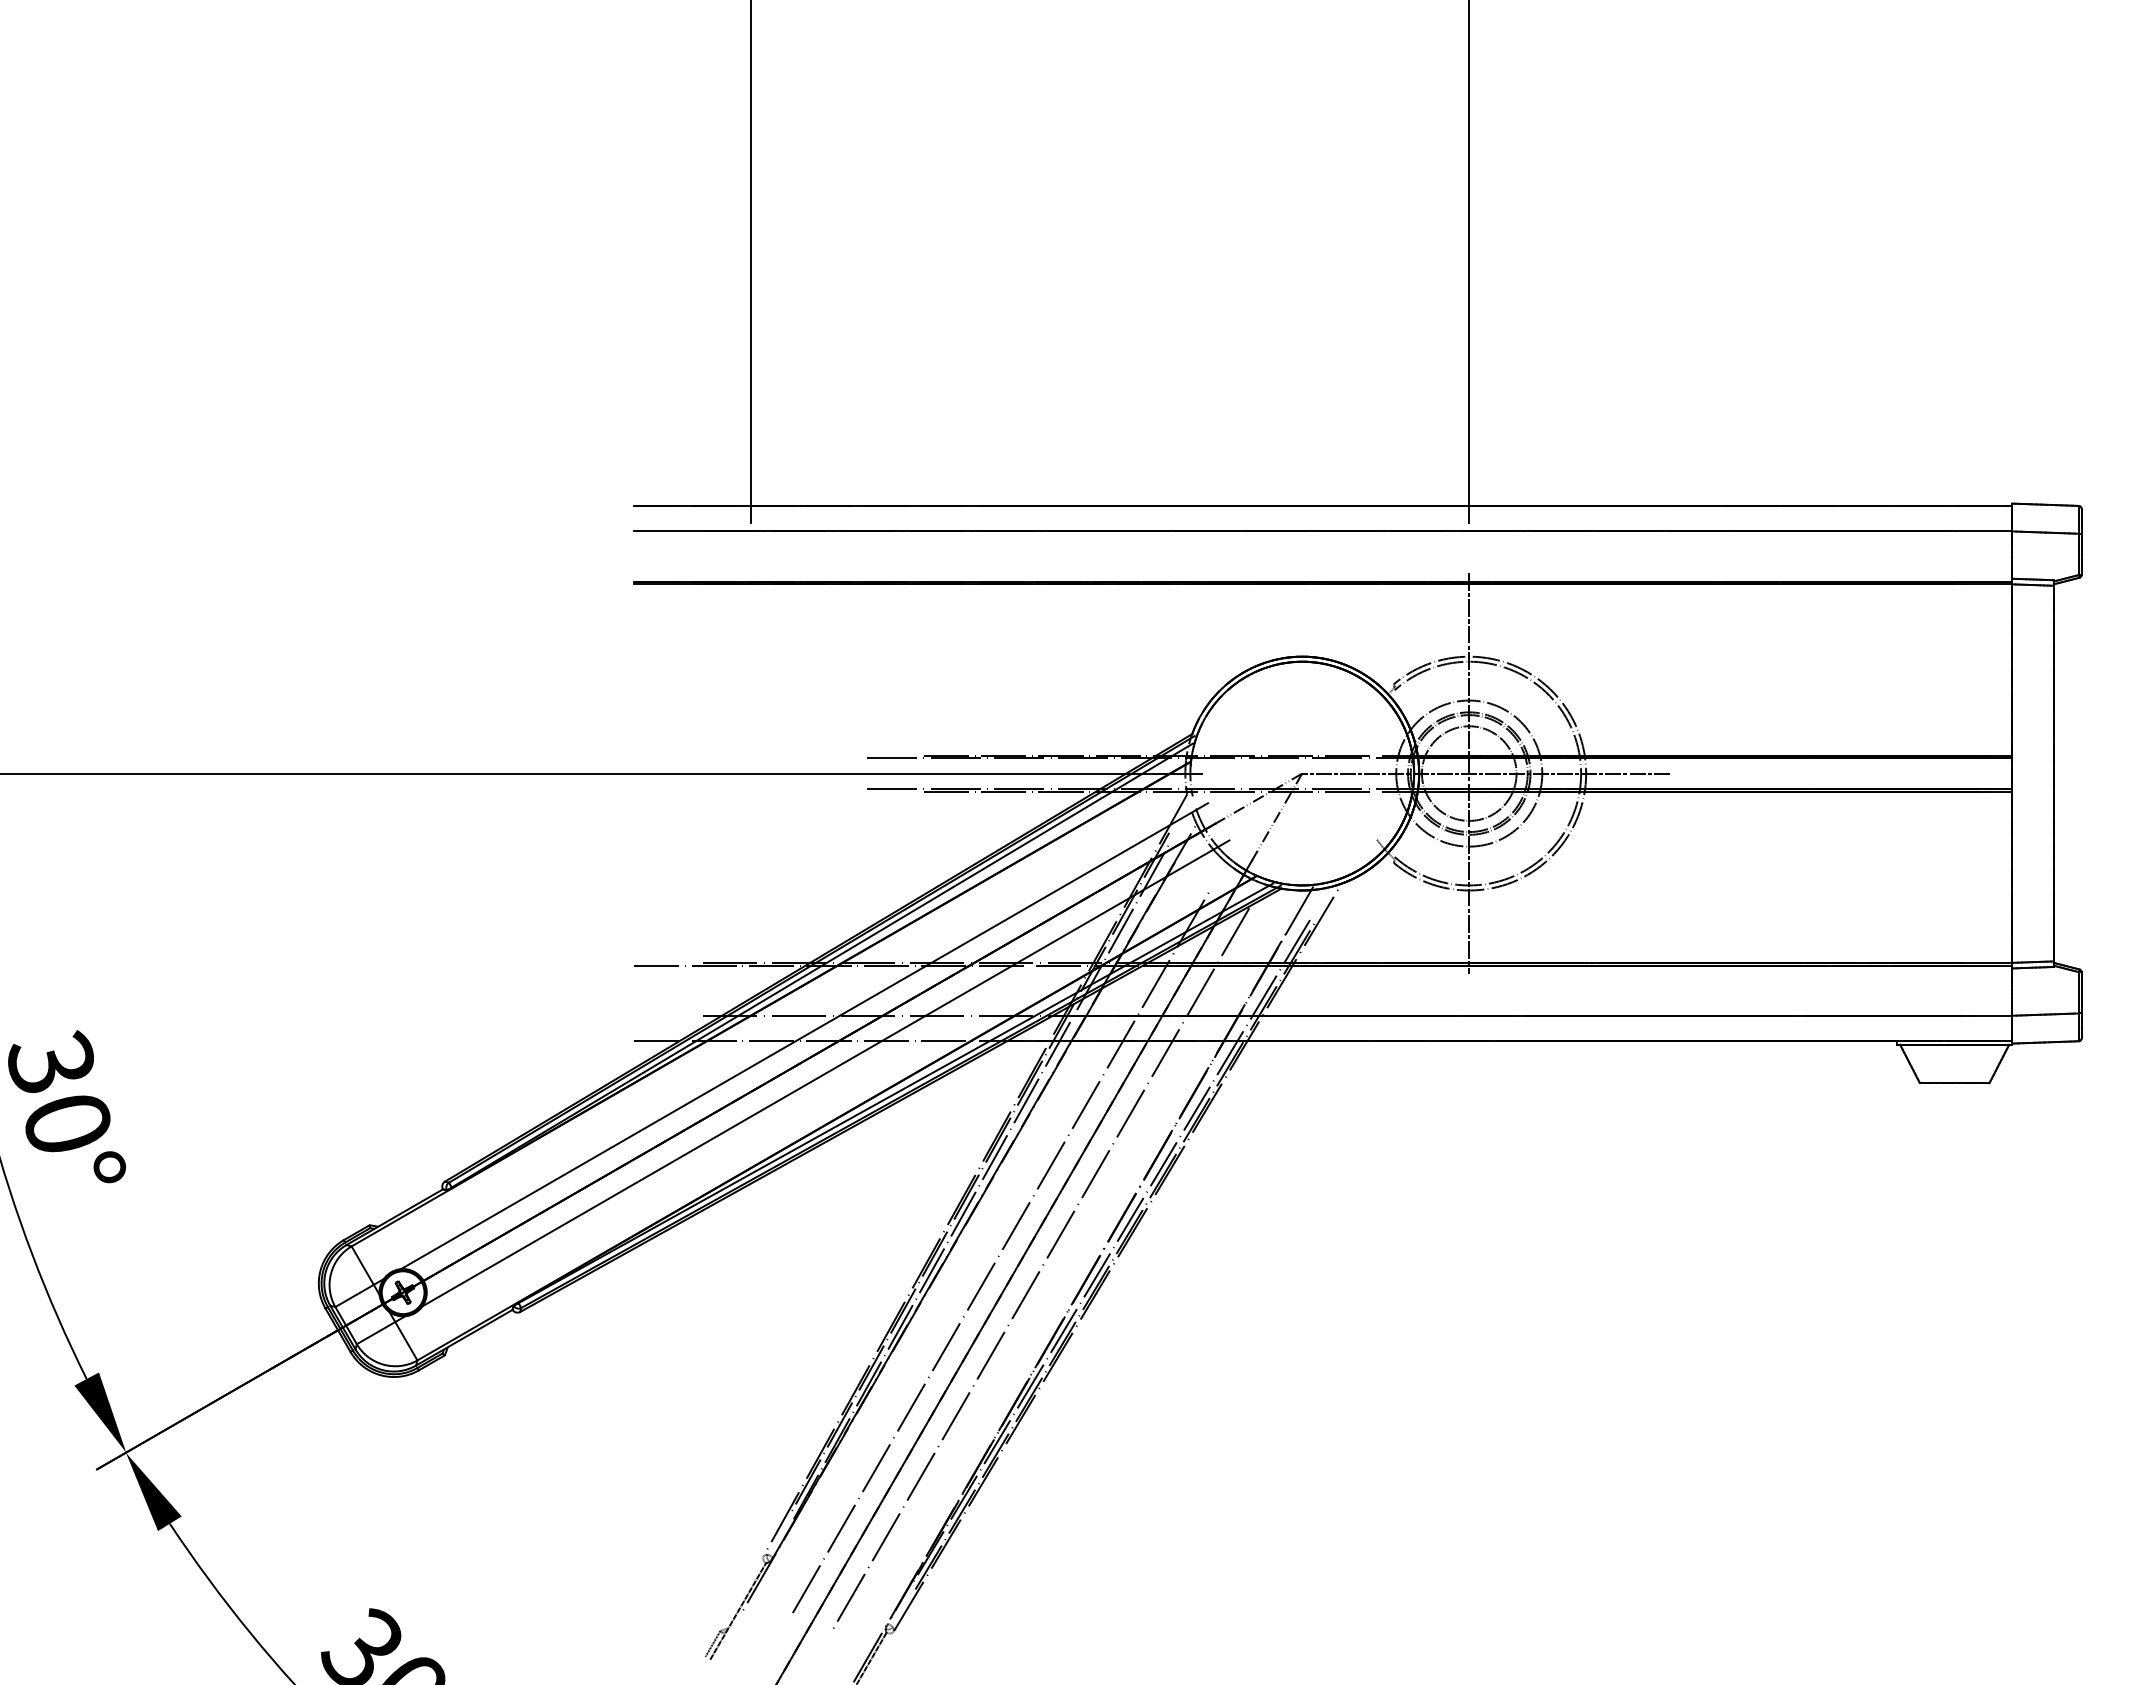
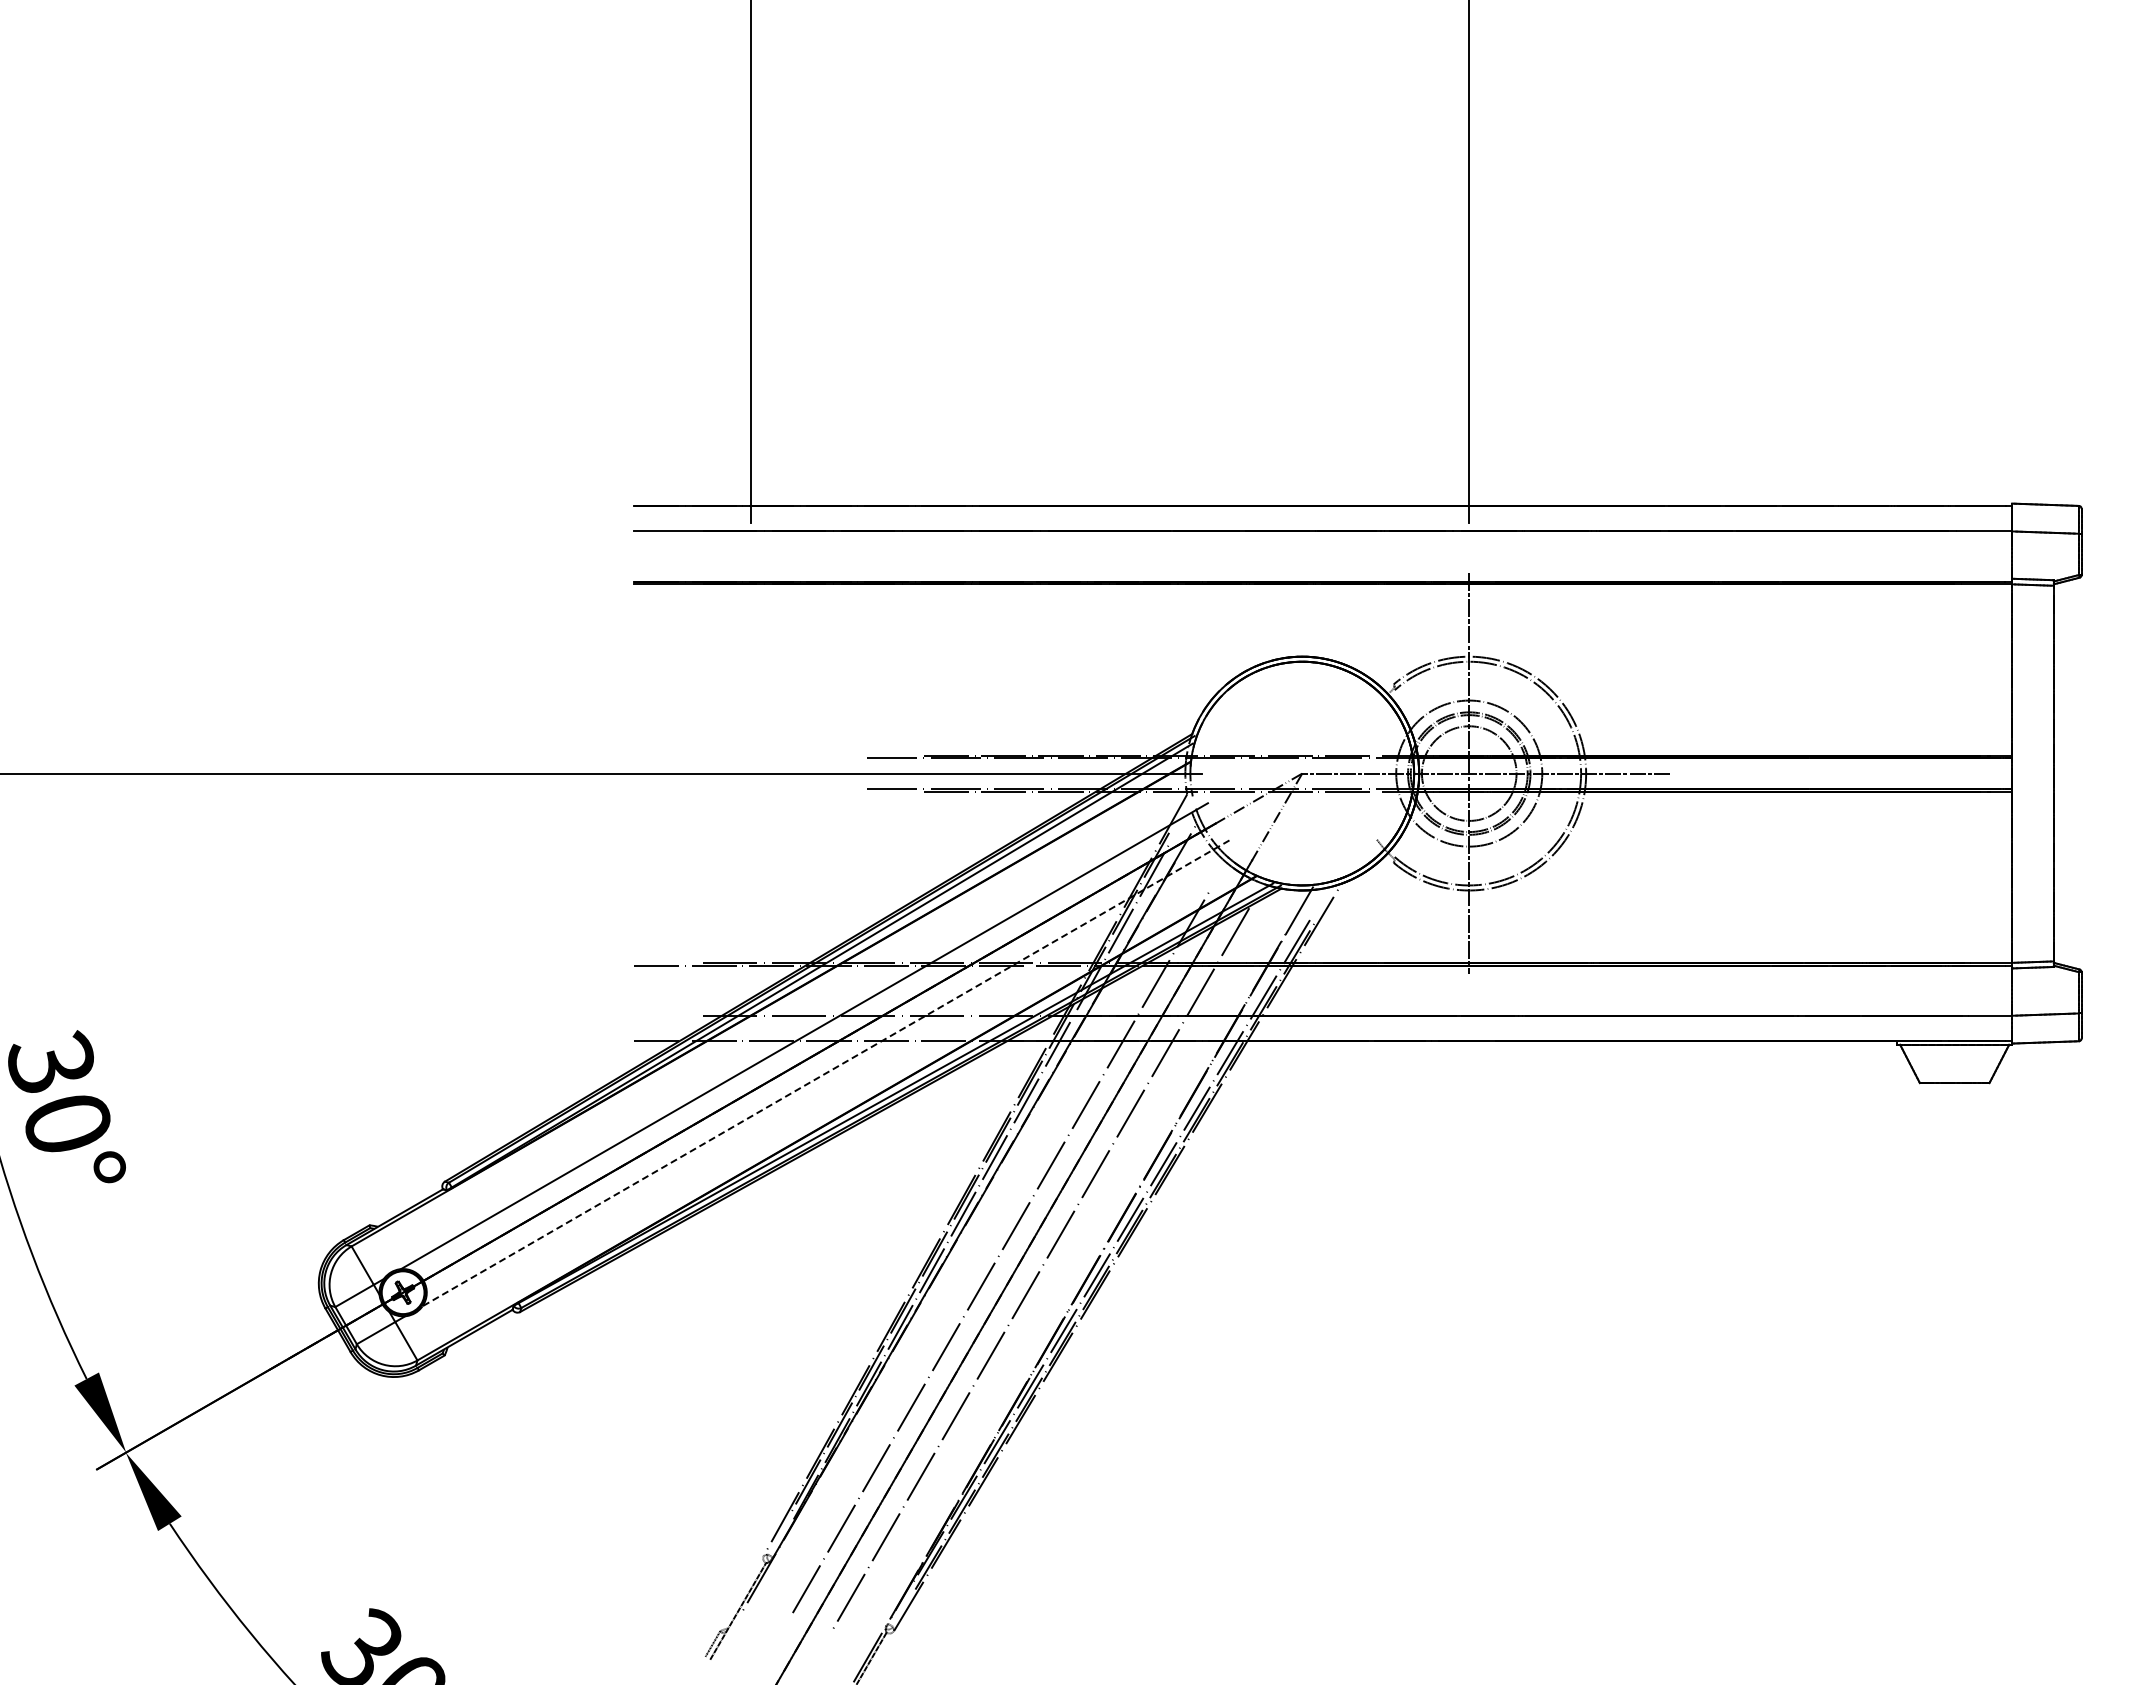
line: solid -> dashed (825, 1073)
